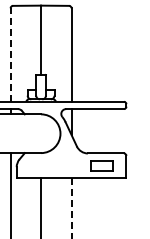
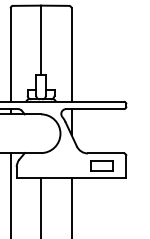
line: dashed -> solid (10, 55)
line: dashed -> solid (71, 208)
